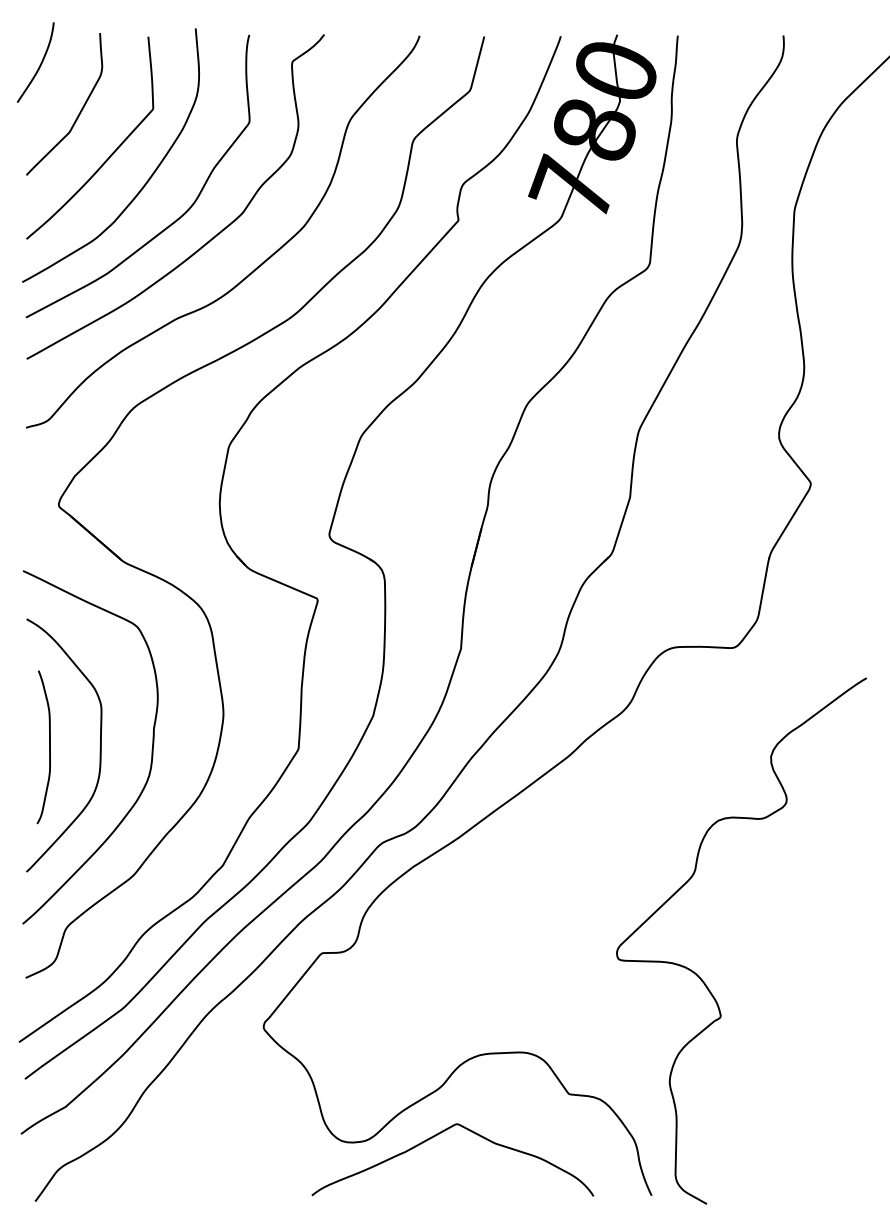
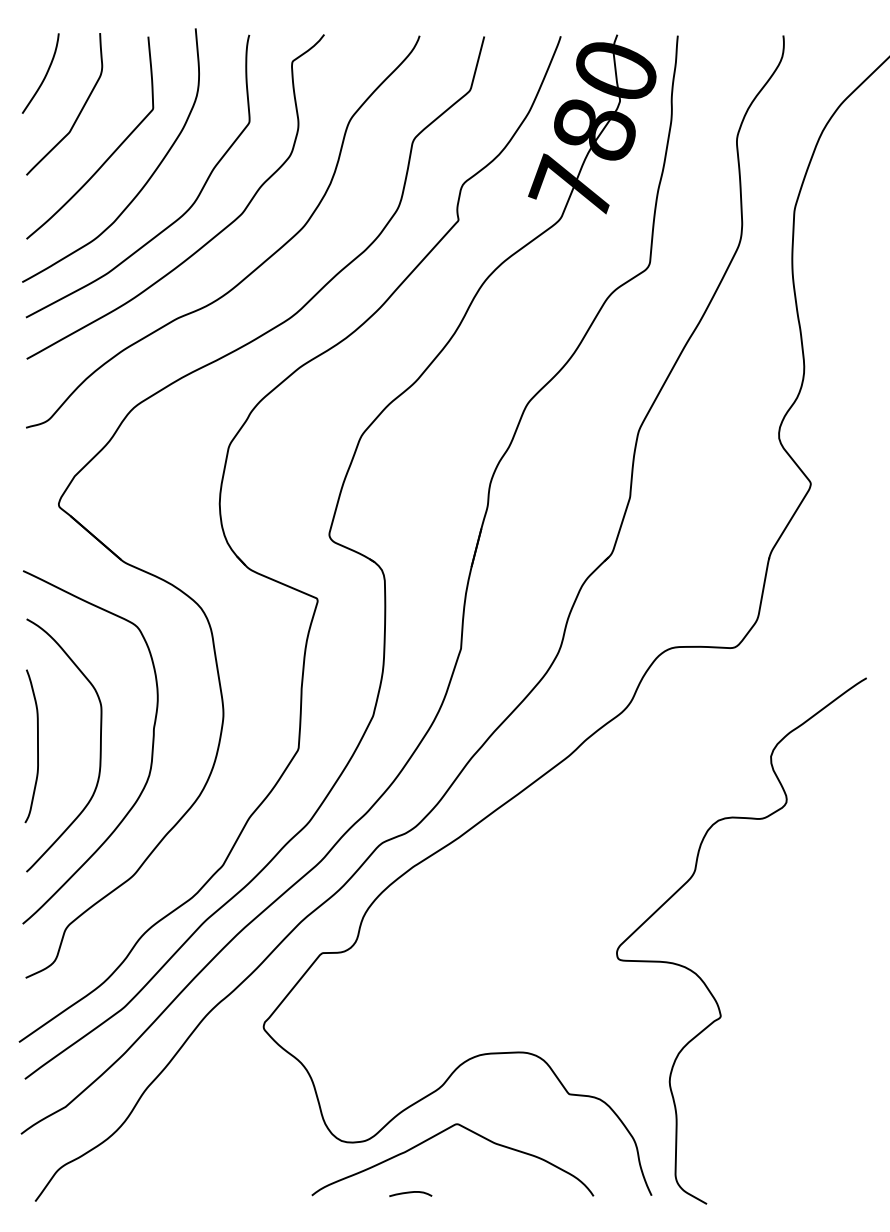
curve position: (39, 65) -> (44, 76) (44, 76)
curve position: (49, 747) -> (37, 746) (37, 746)
curve: none -> present (410, 1193)
